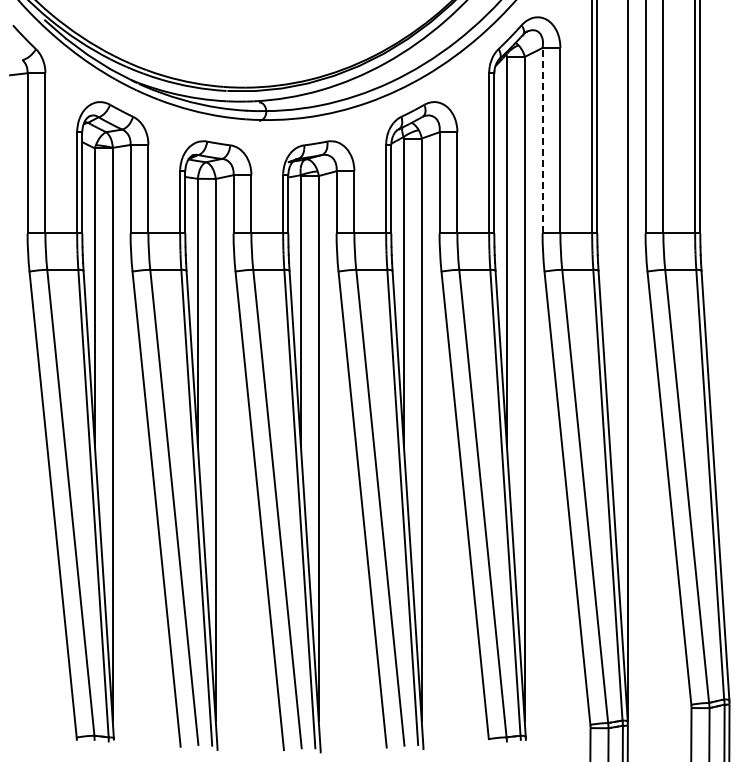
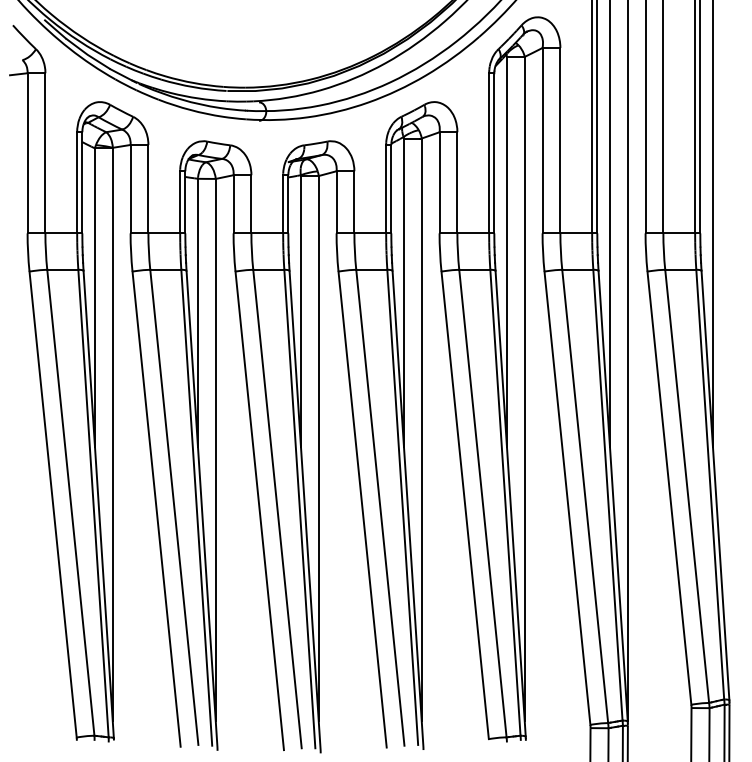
line: dashed -> solid (542, 140)
line: none -> present (609, 224)
line: none -> present (712, 224)
